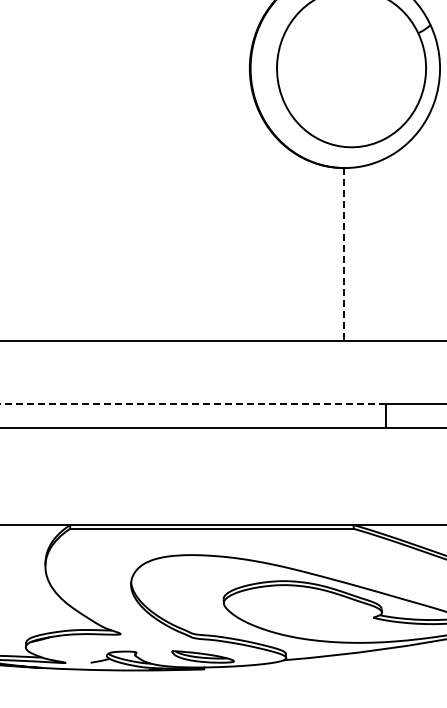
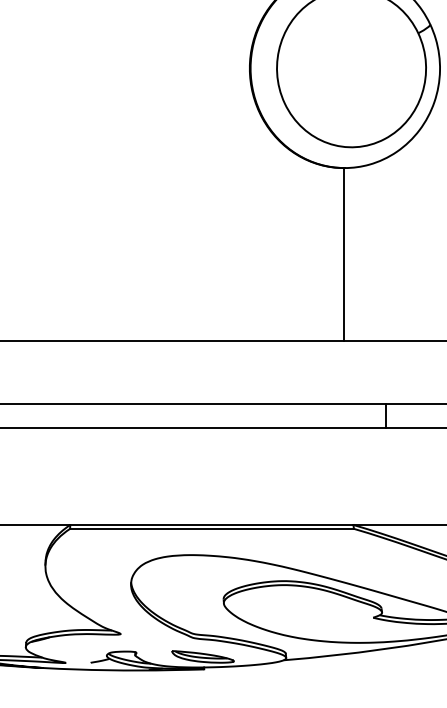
line: dashed -> solid (343, 254)
line: dashed -> solid (193, 404)
